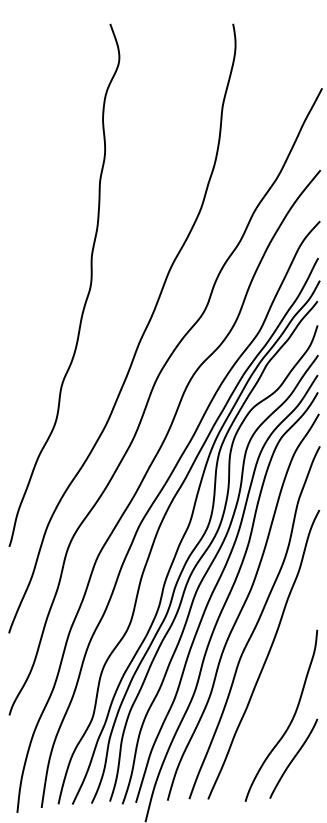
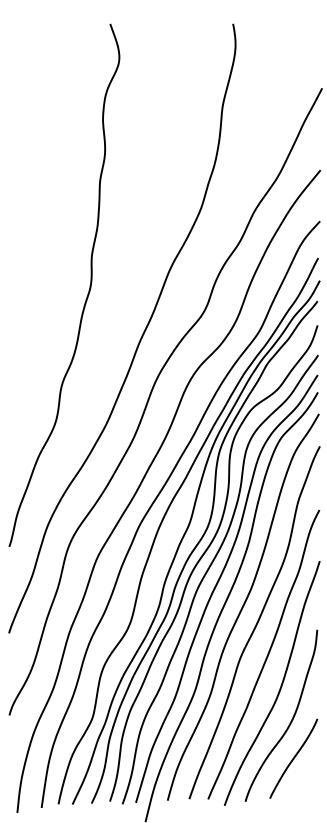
part: none -> present (280, 685)
